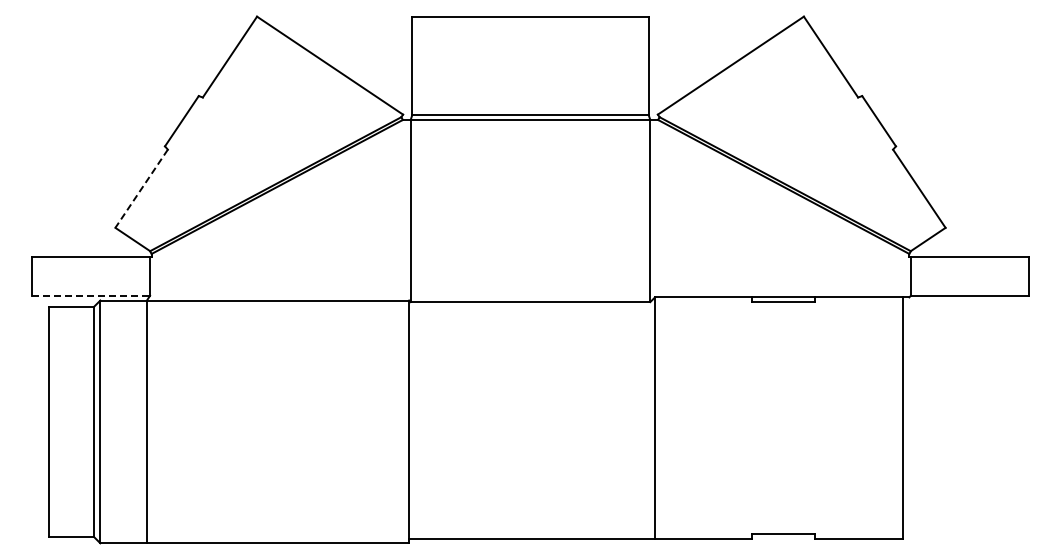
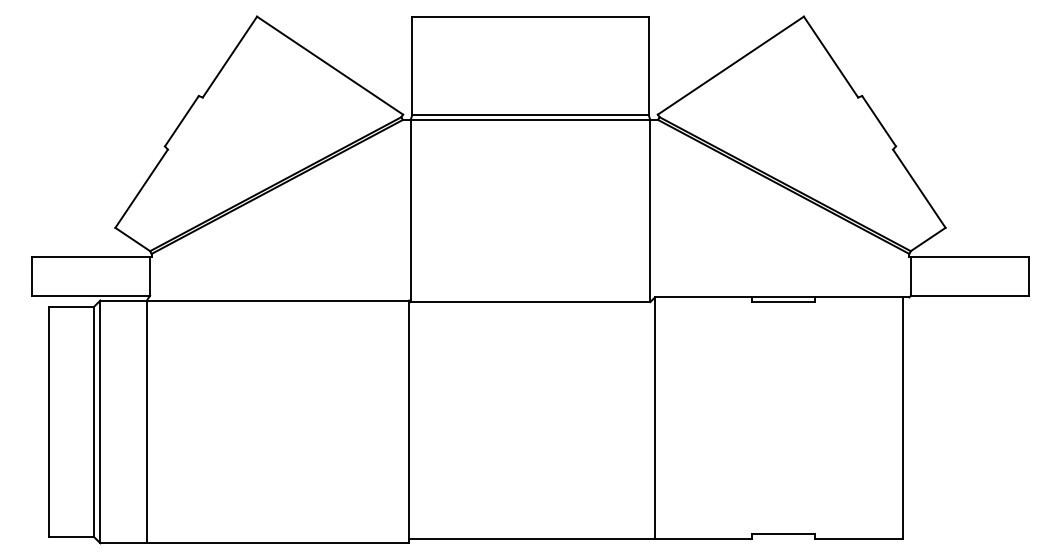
line: dashed -> solid (141, 189)
line: dashed -> solid (91, 295)
